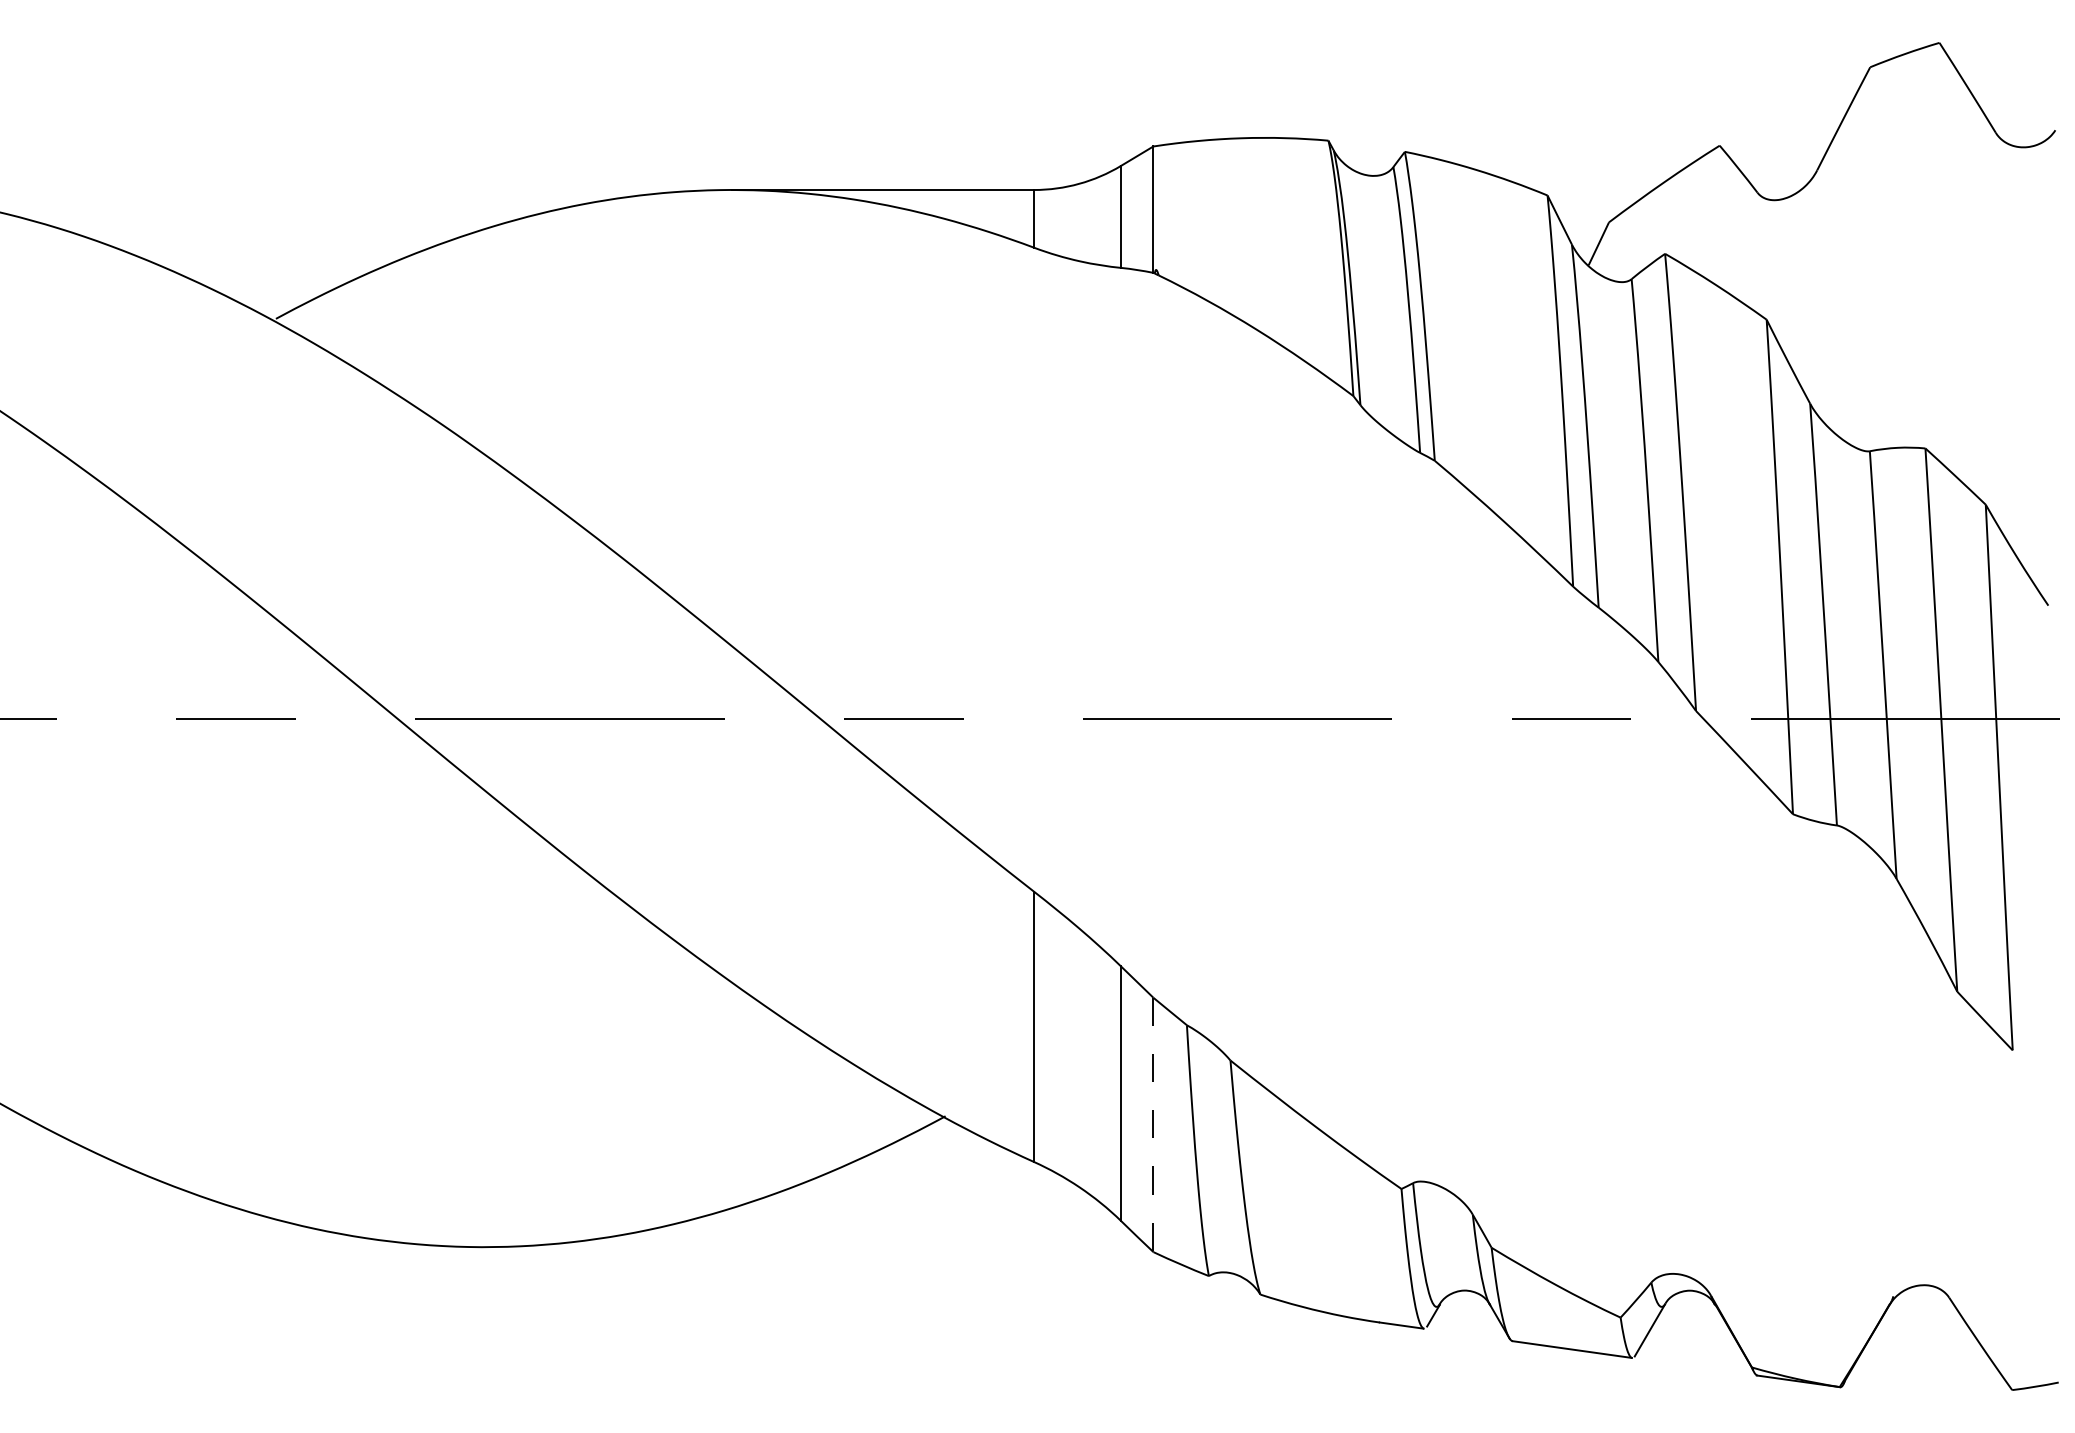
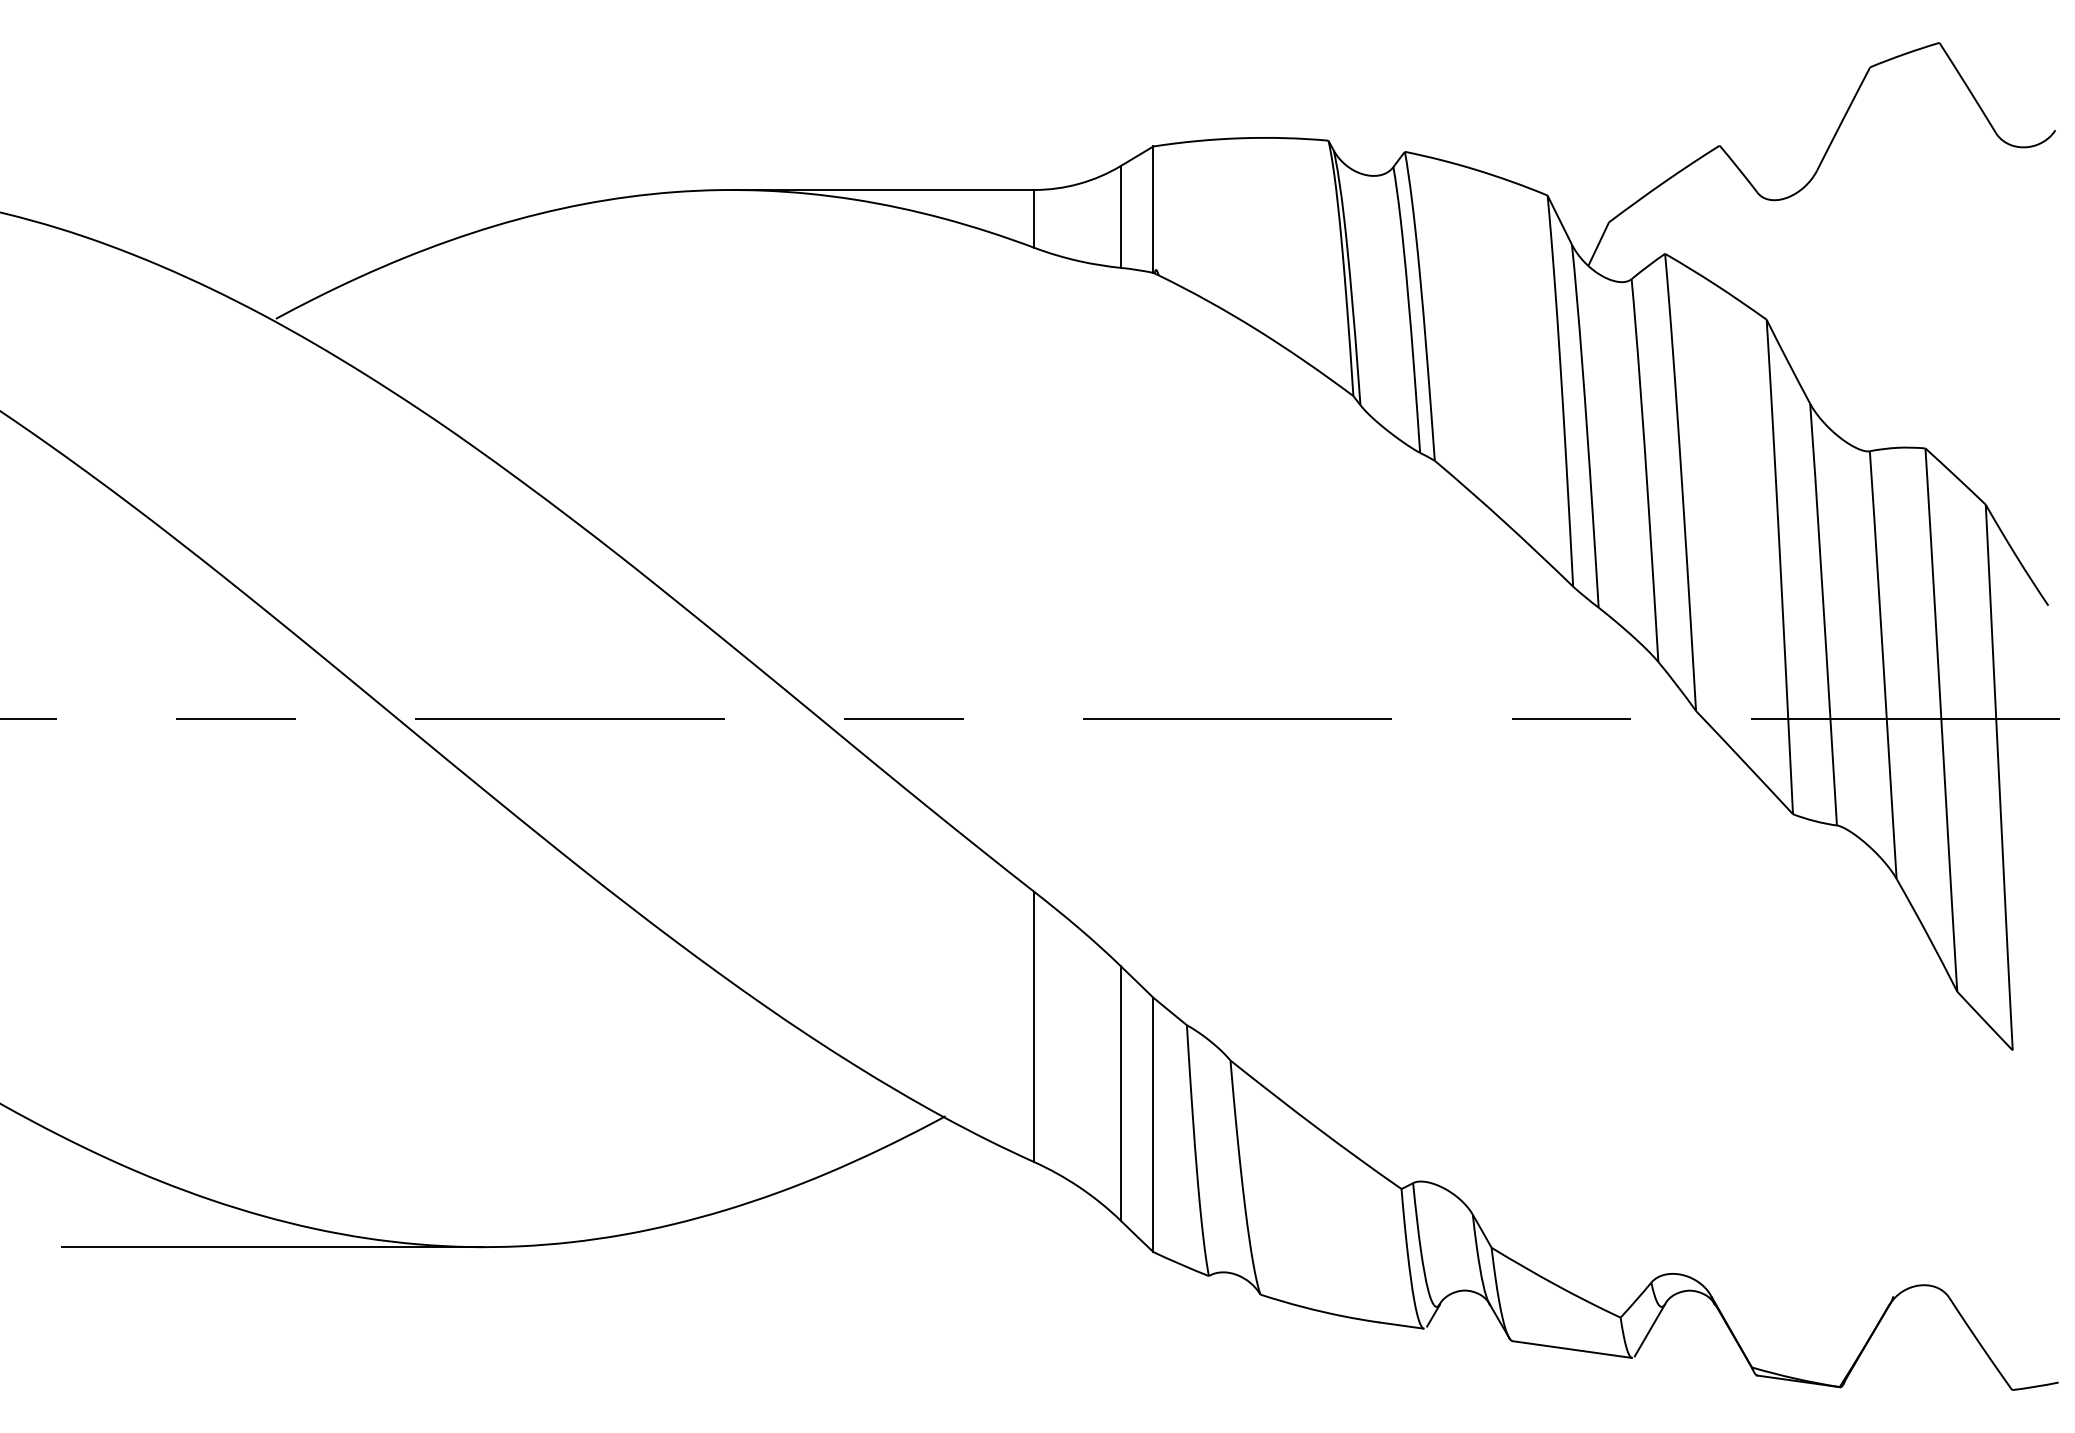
line: dashed -> solid (1153, 1125)
line: none -> present (273, 1247)
